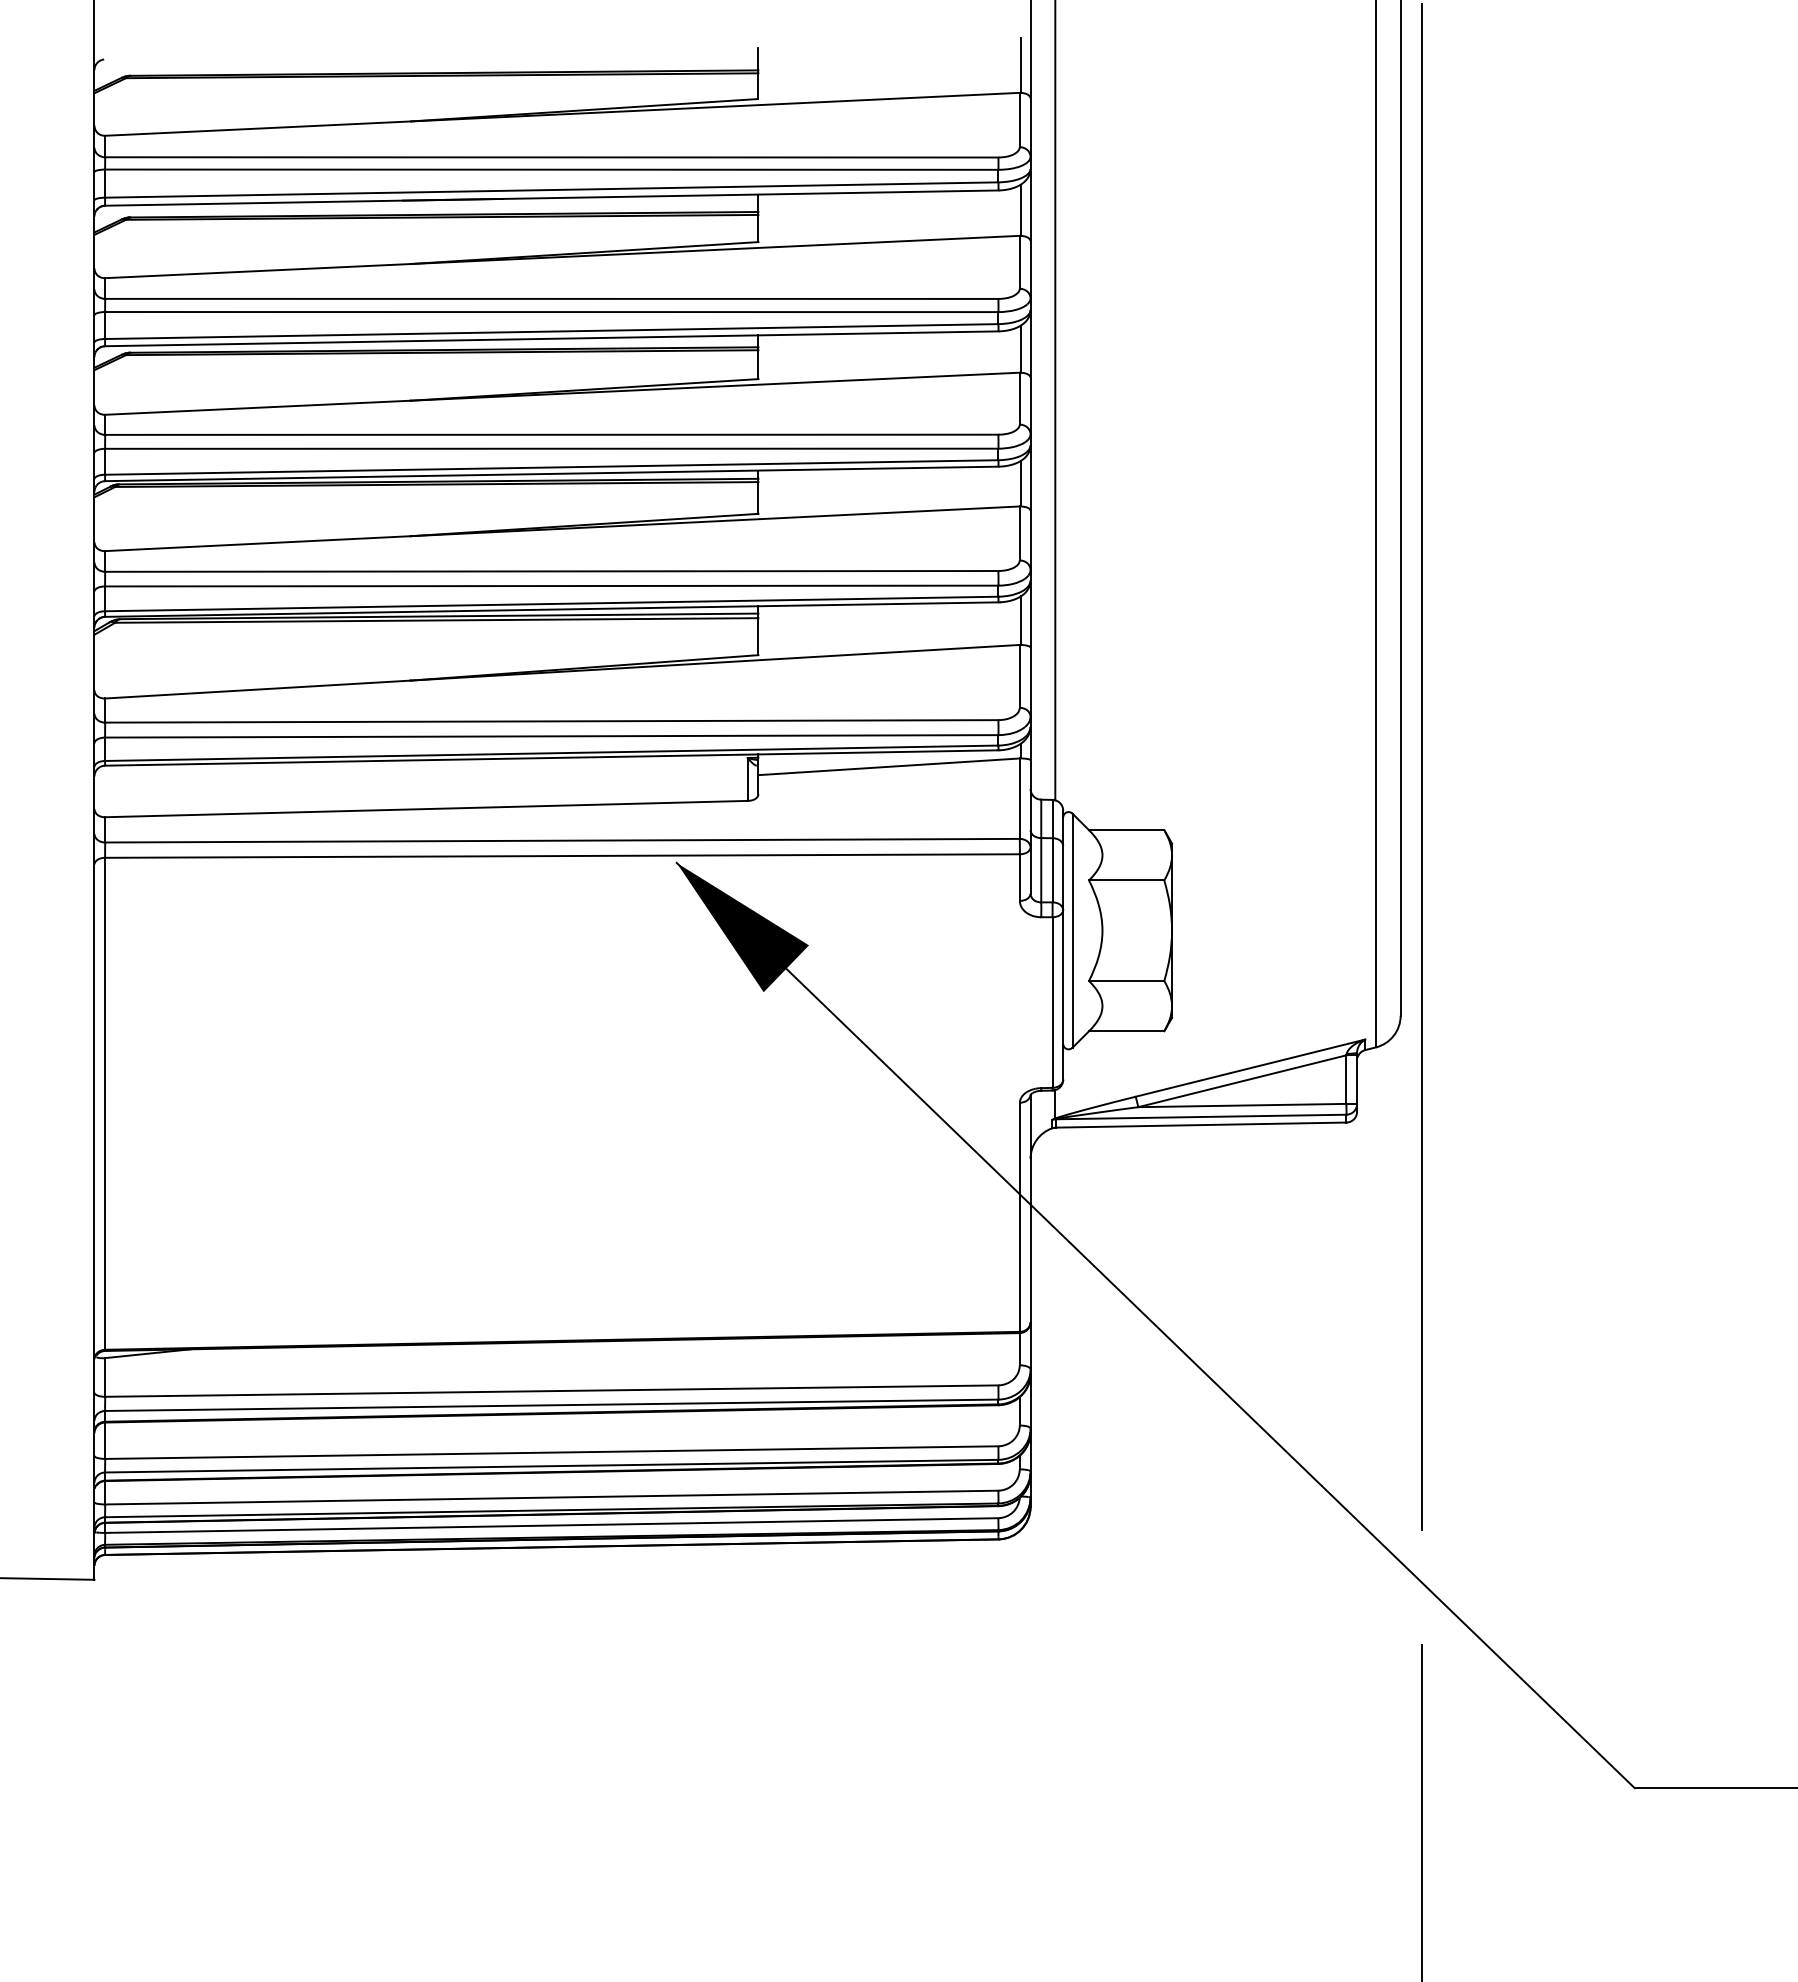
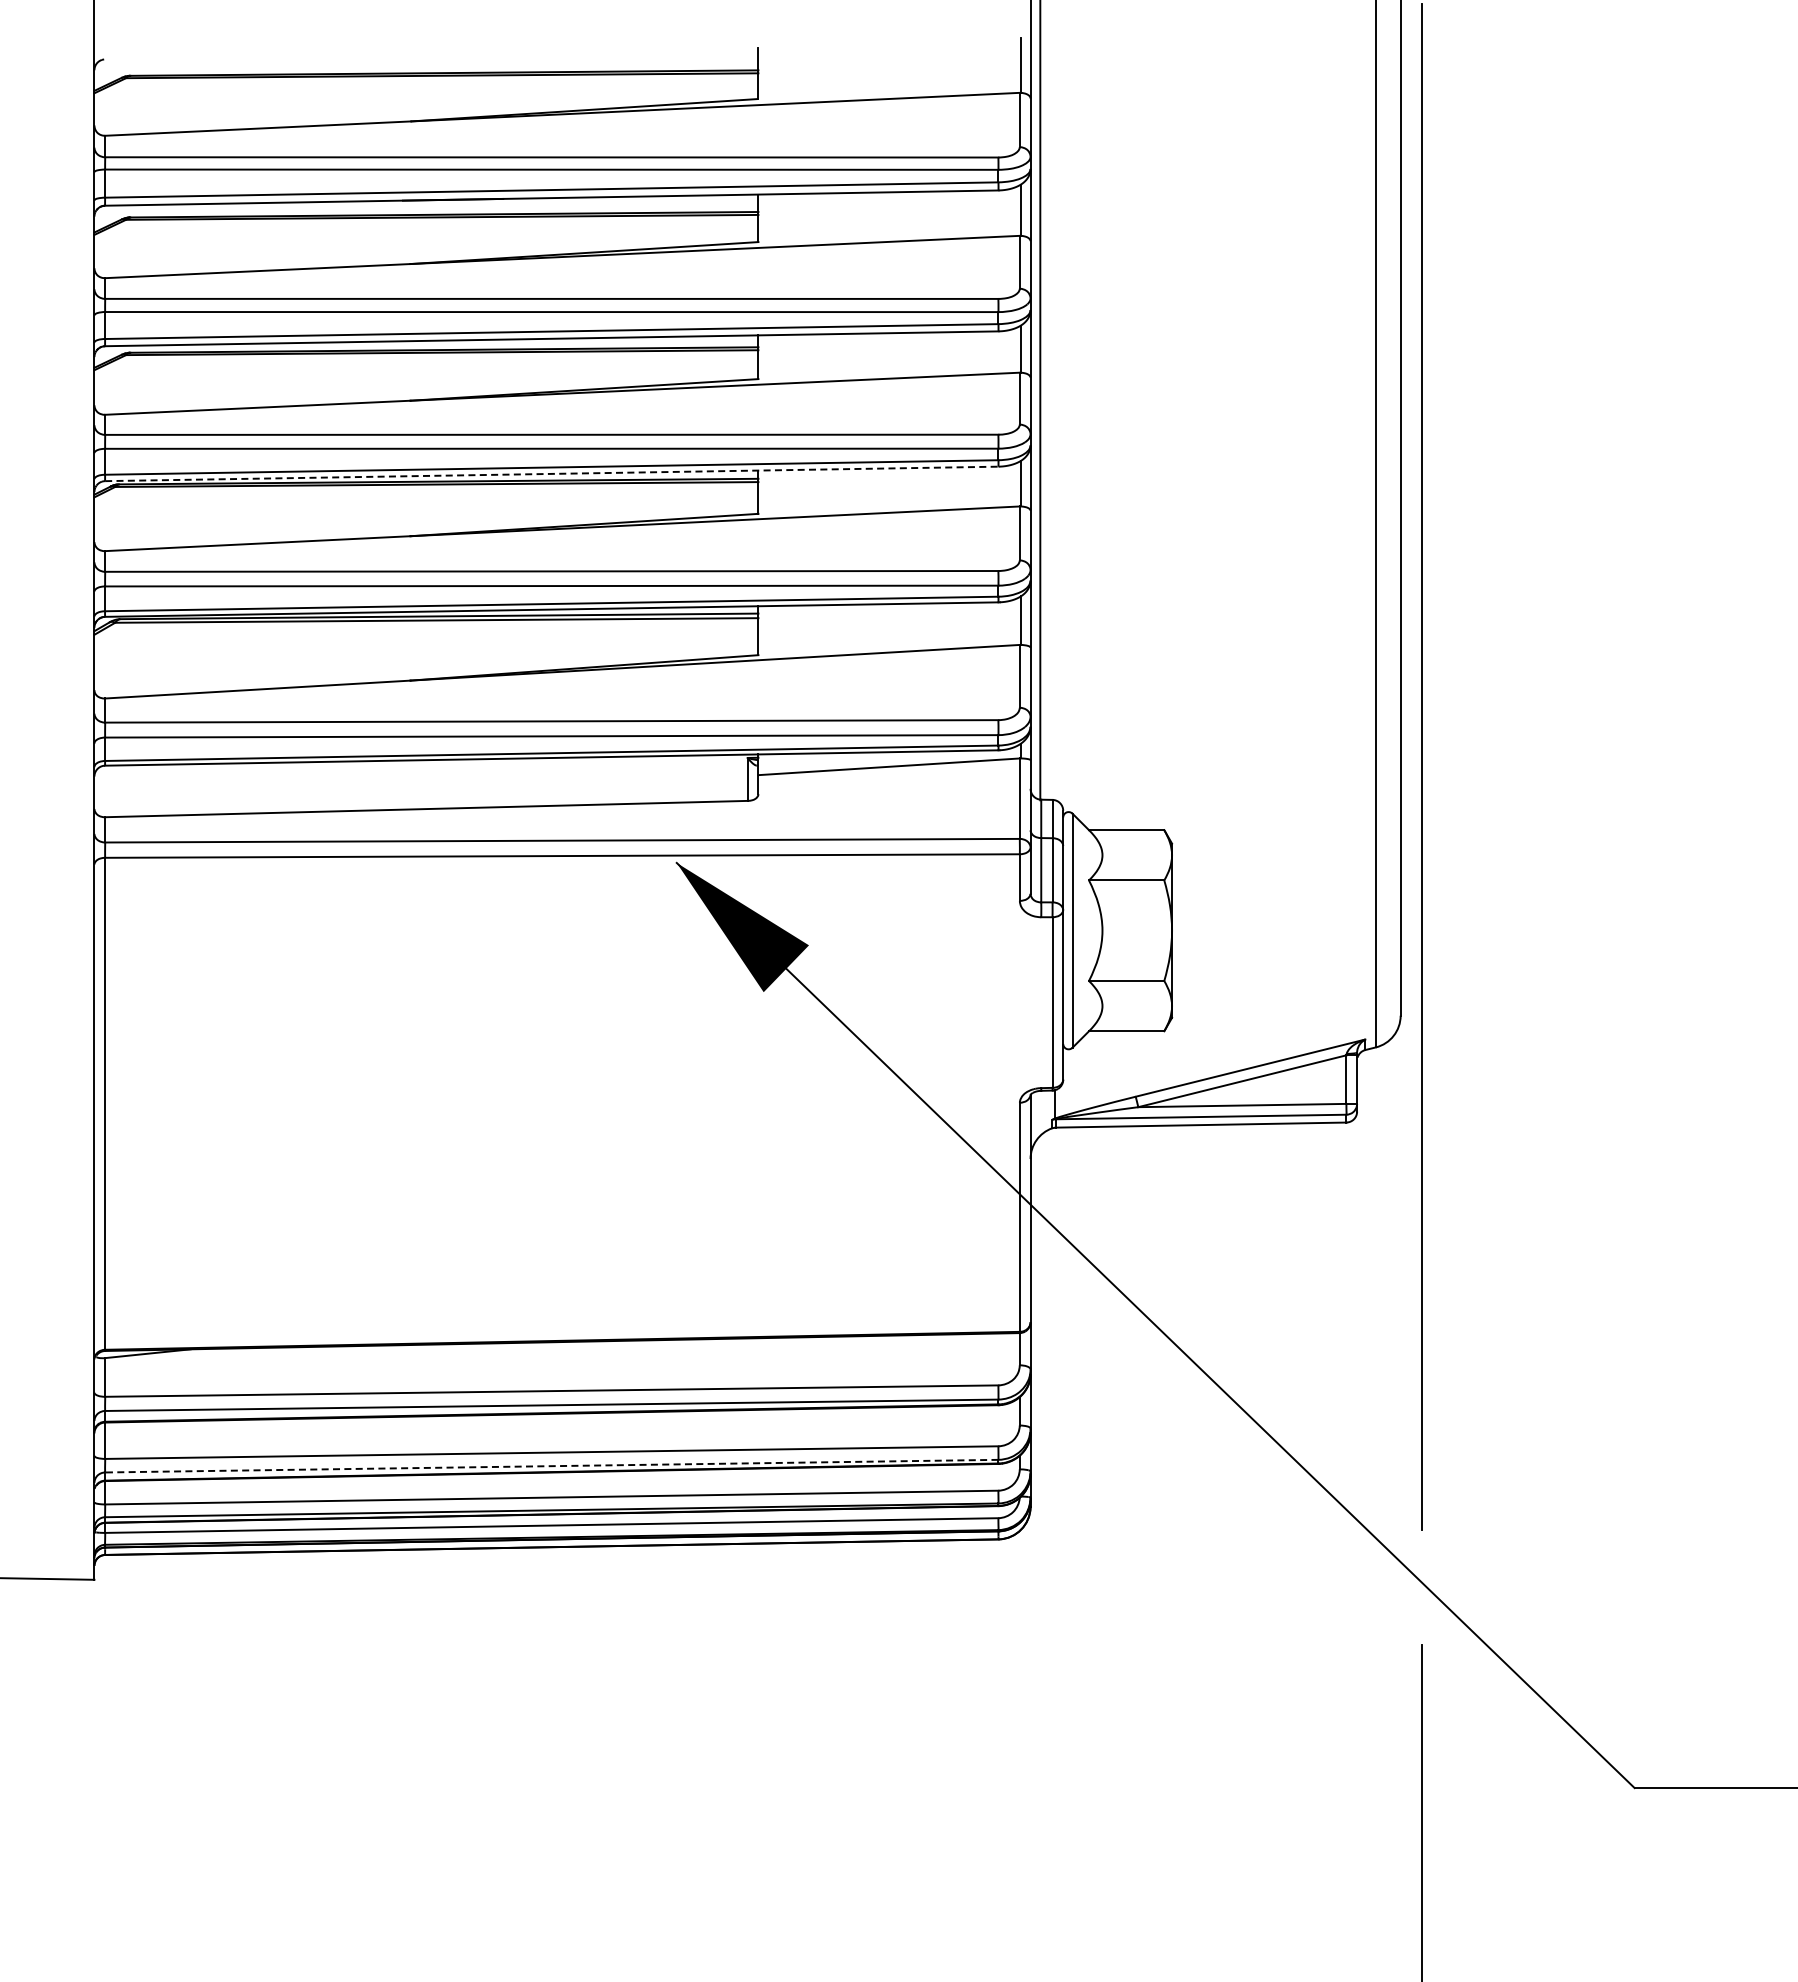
line position: (1055, 401) -> (1040, 401) (1040, 401)
line: solid -> dashed (551, 473)
line: solid -> dashed (551, 1466)
